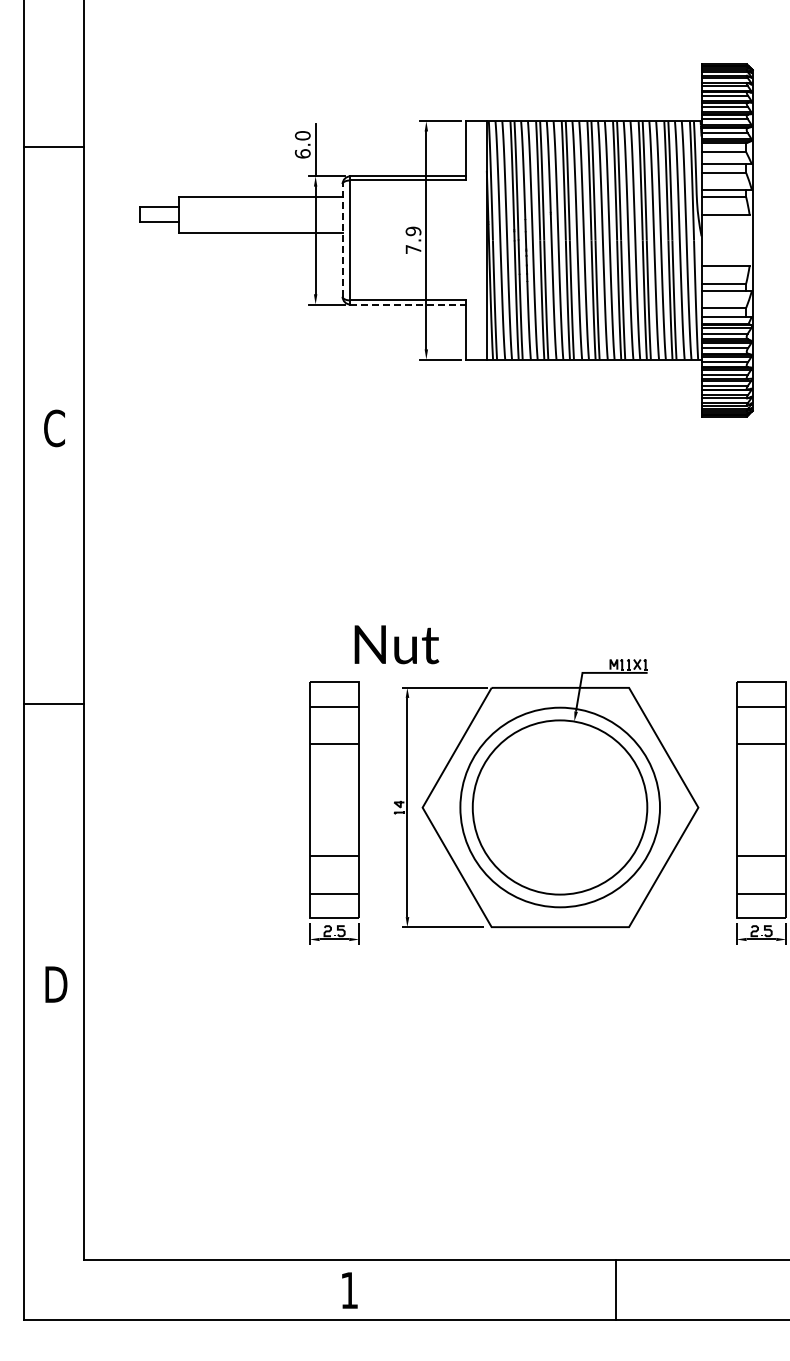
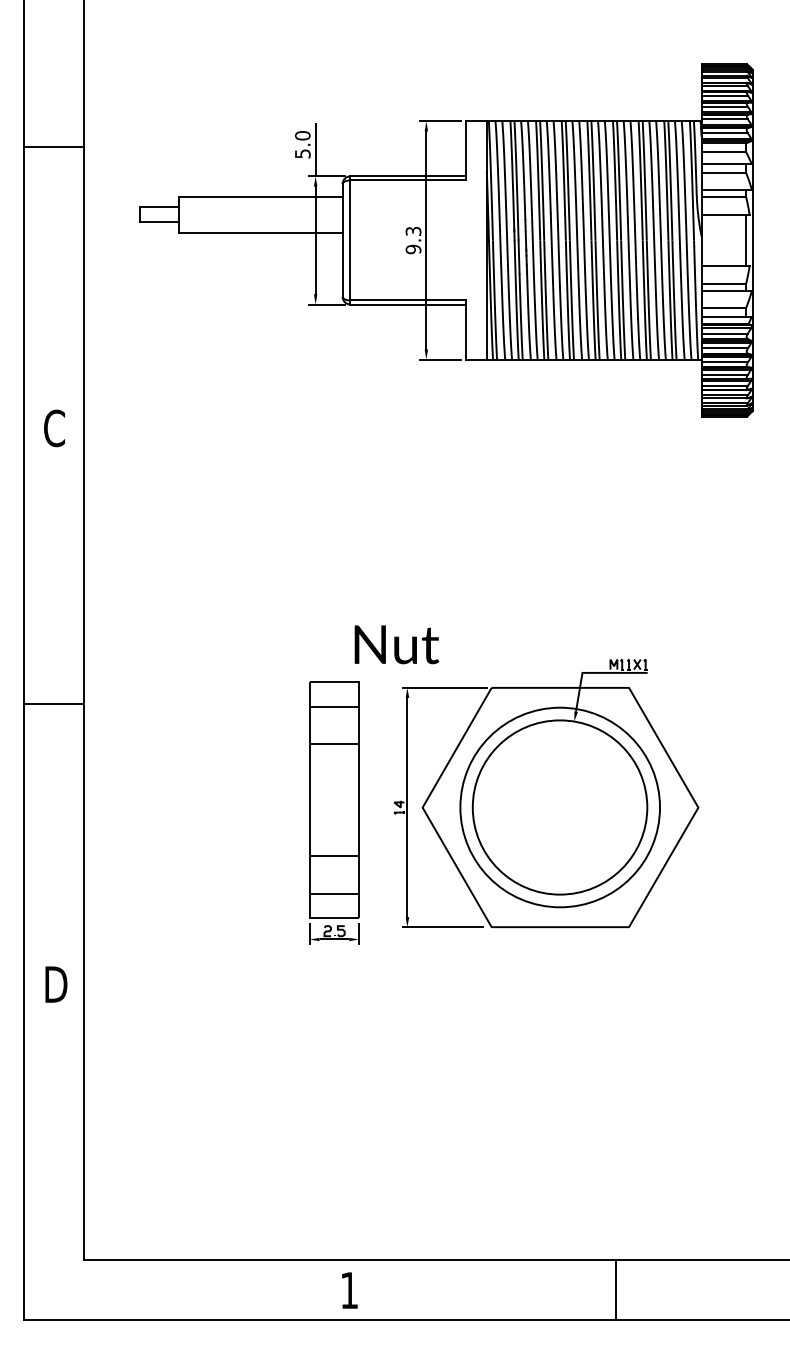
text: 6.0 -> 5.0 (302, 153)
line: dashed -> solid (342, 239)
text: 7.9 -> 9.3 (413, 240)
line: none -> present (746, 240)
line: dashed -> solid (408, 304)
part: present -> none (761, 812)
